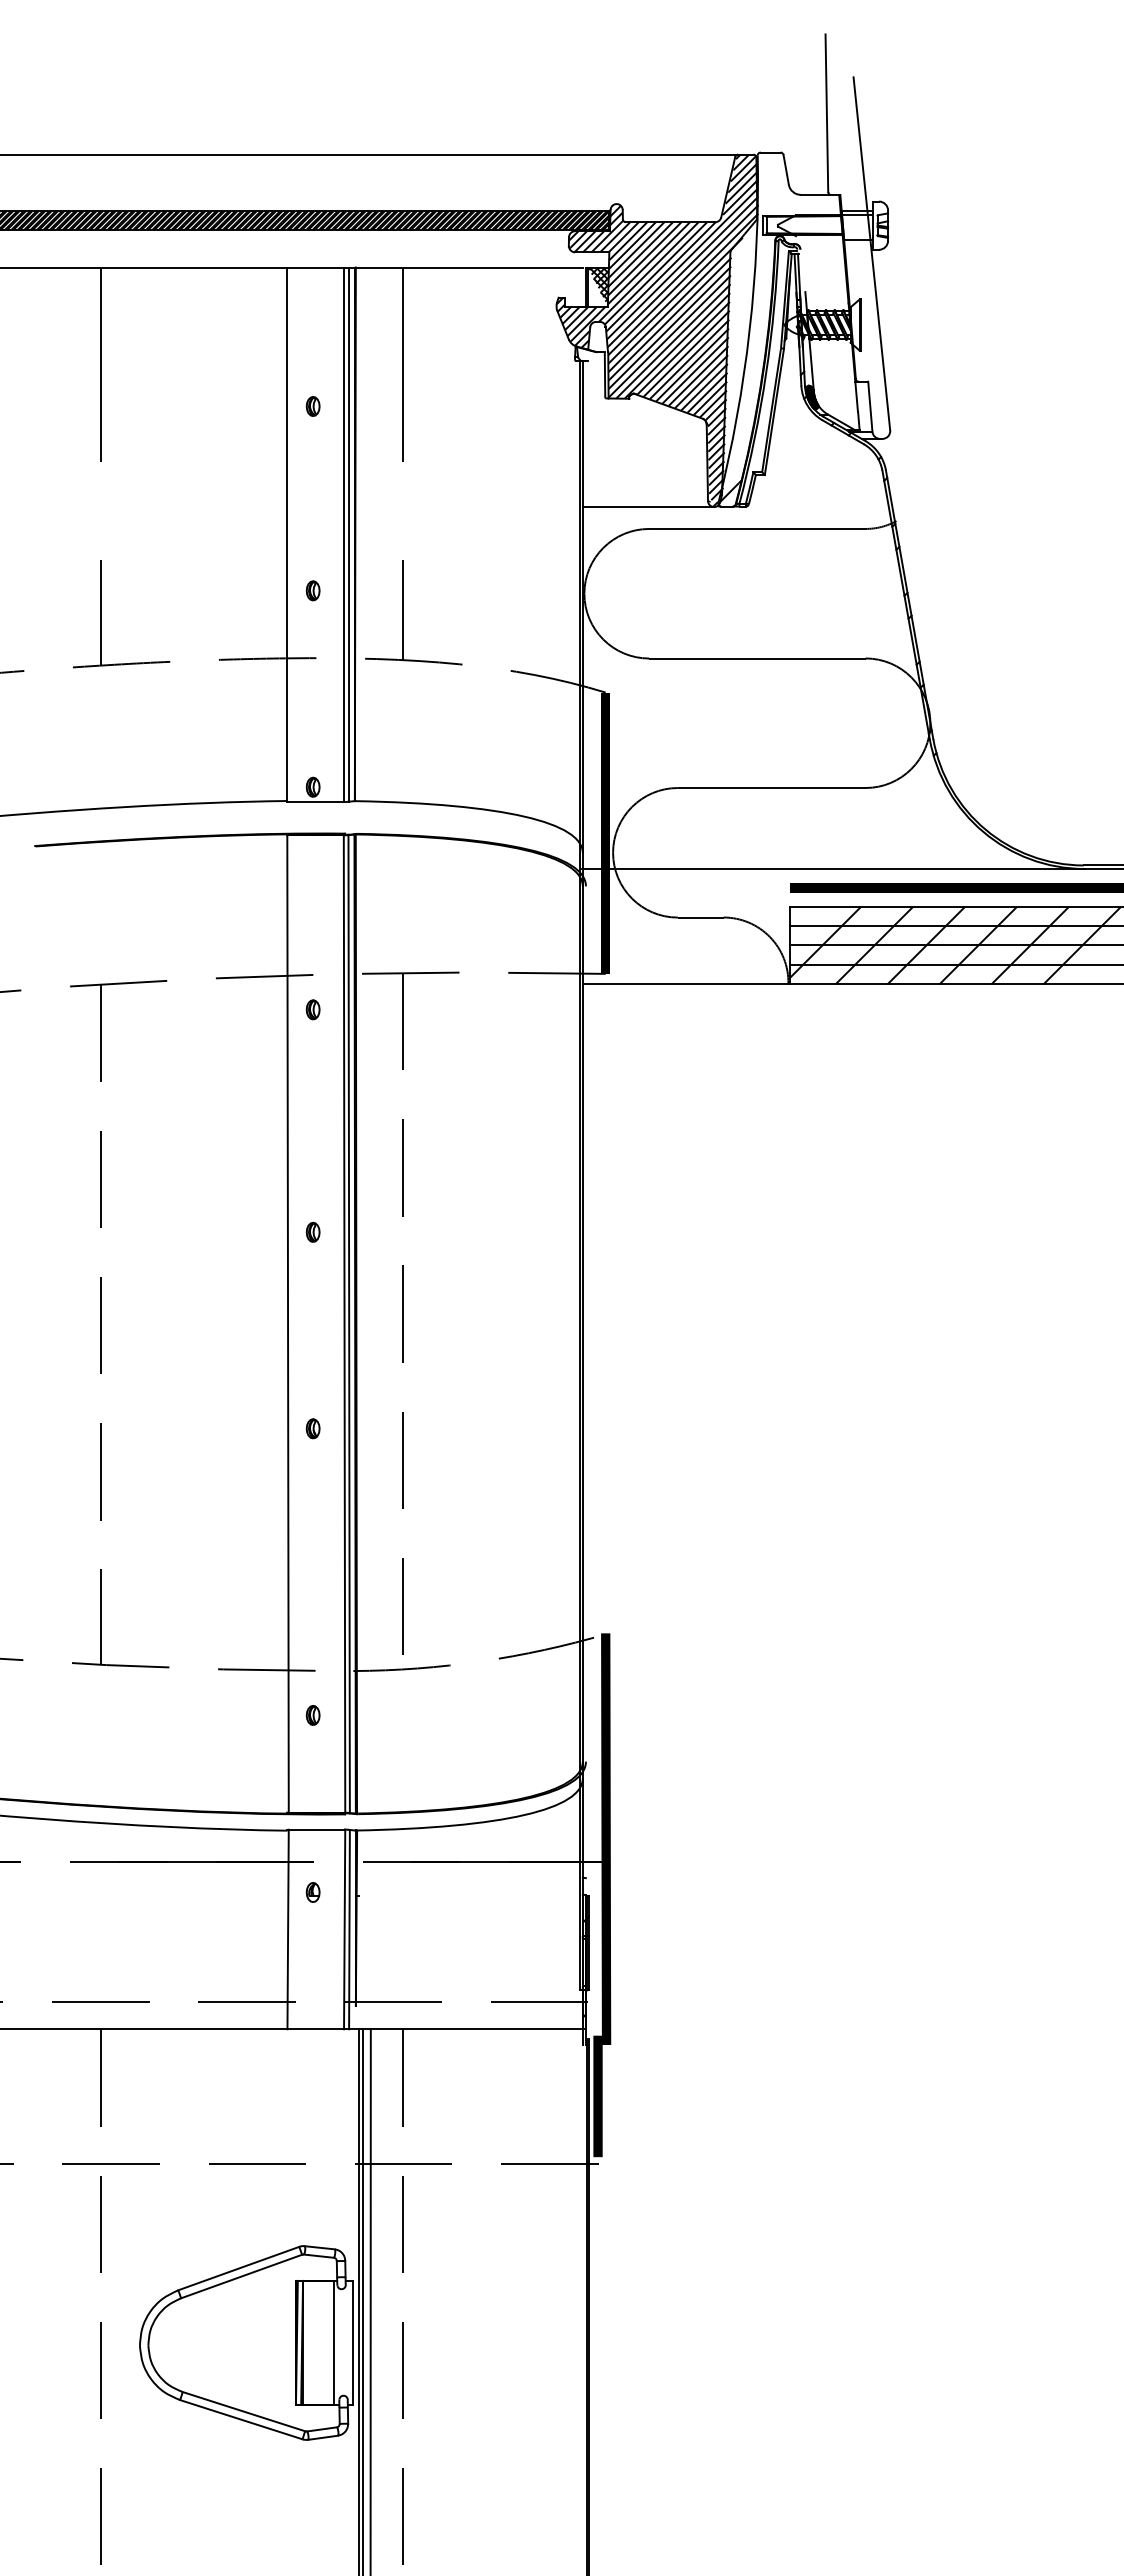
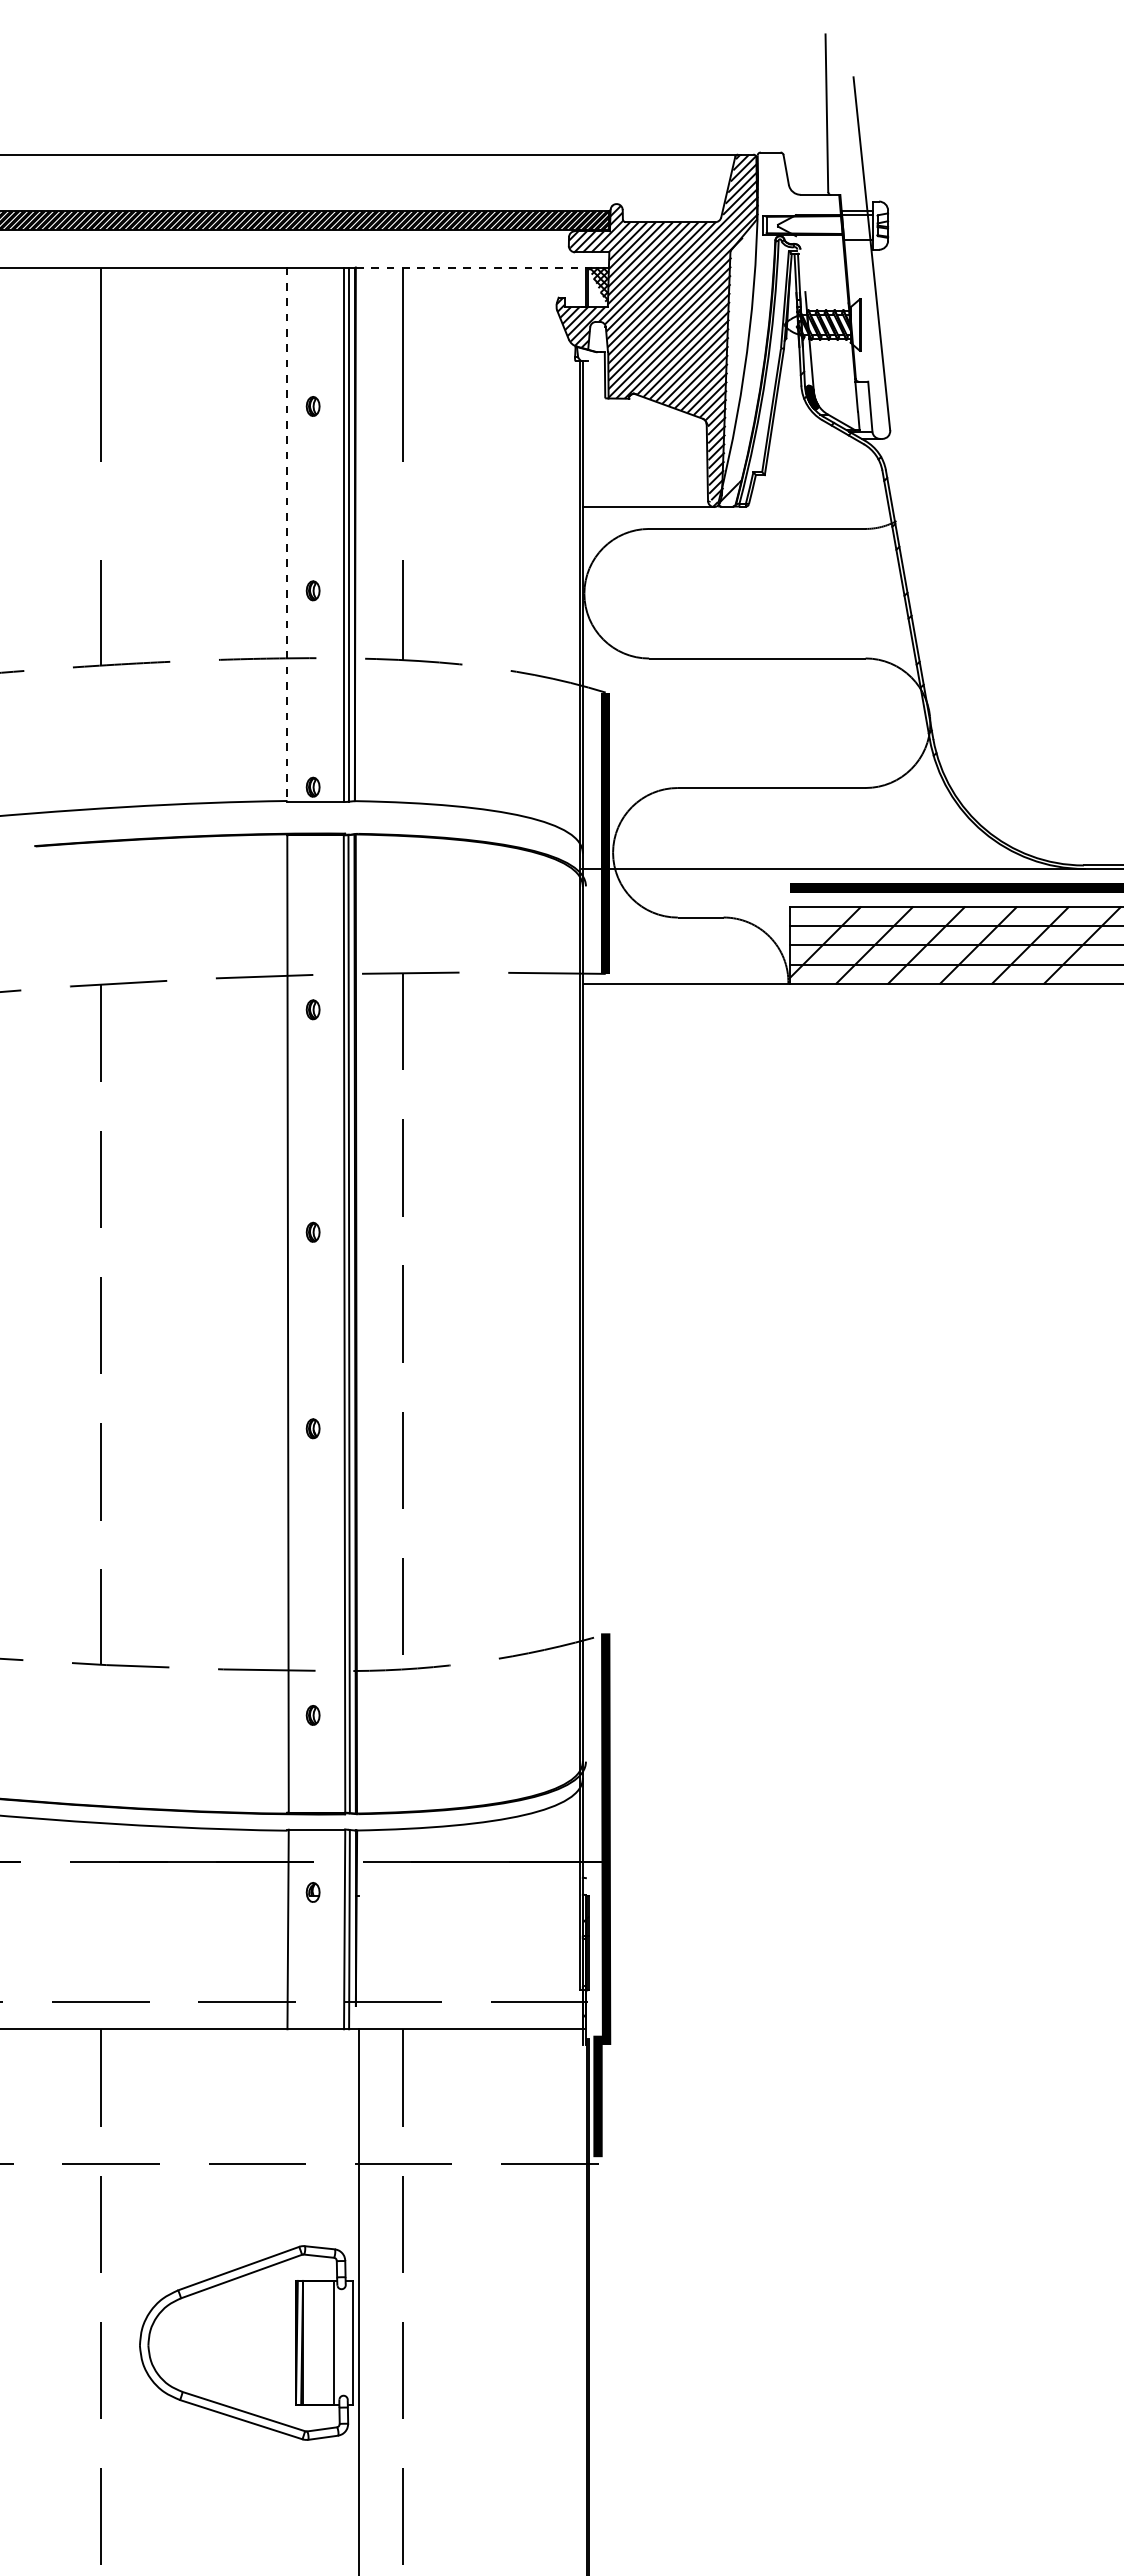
line: solid -> dashed (469, 267)
line: solid -> dashed (287, 535)
line: present -> none (363, 2300)
line: present -> none (370, 2300)
